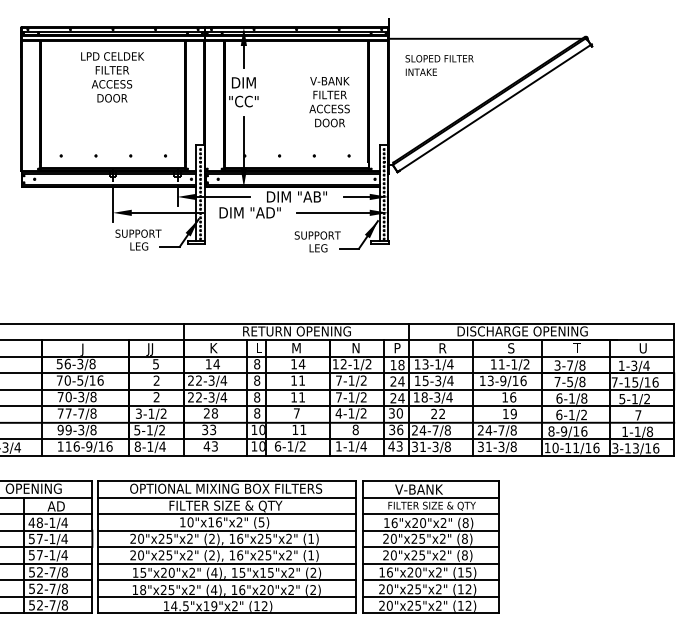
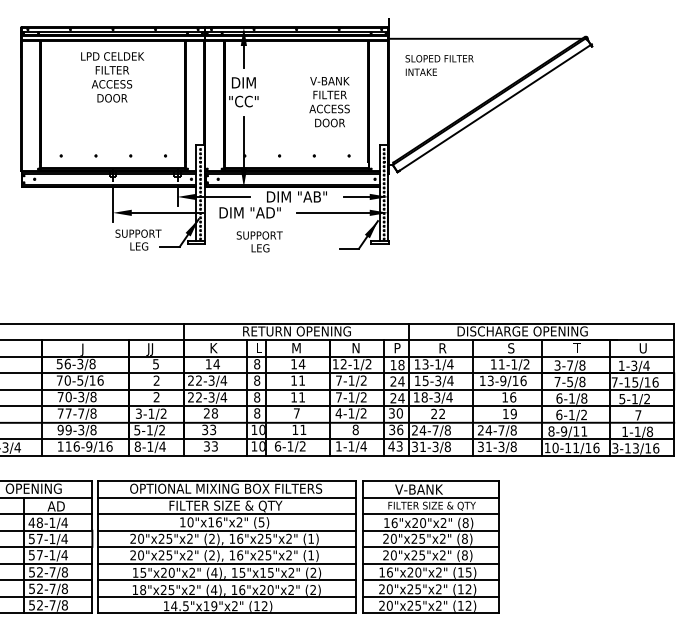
text position: (317, 241) -> (259, 241) (259, 241)
text: 8-9/16 -> 8-9/11 (584, 431)
text: 43 -> 33 (206, 446)
